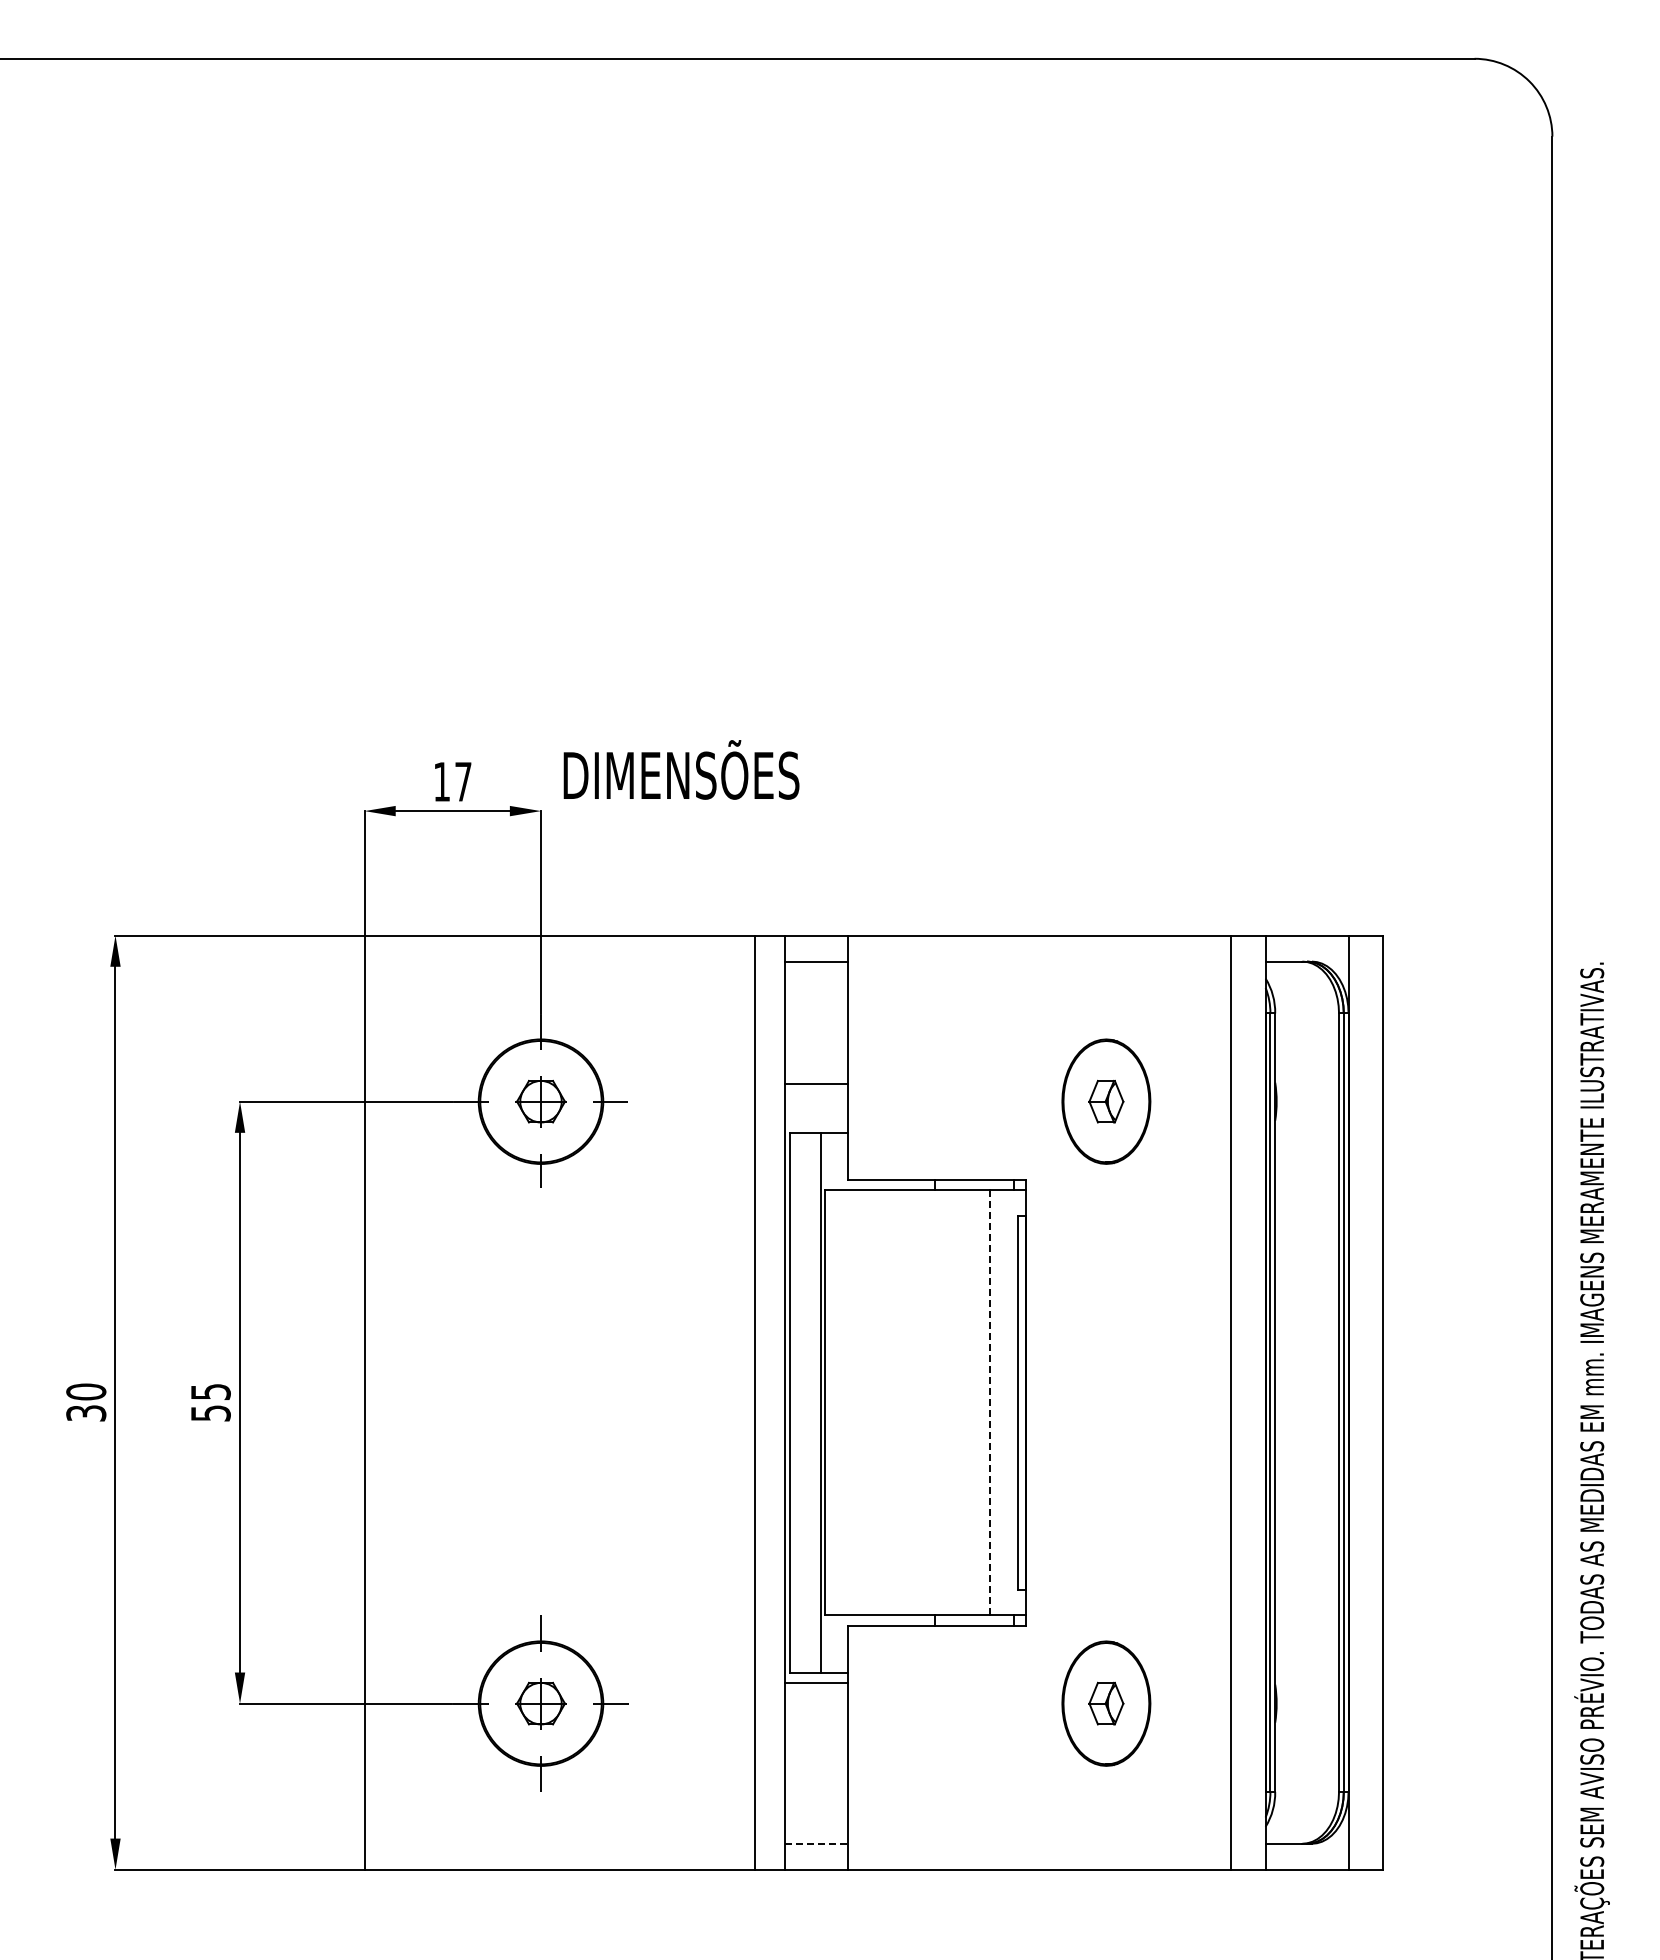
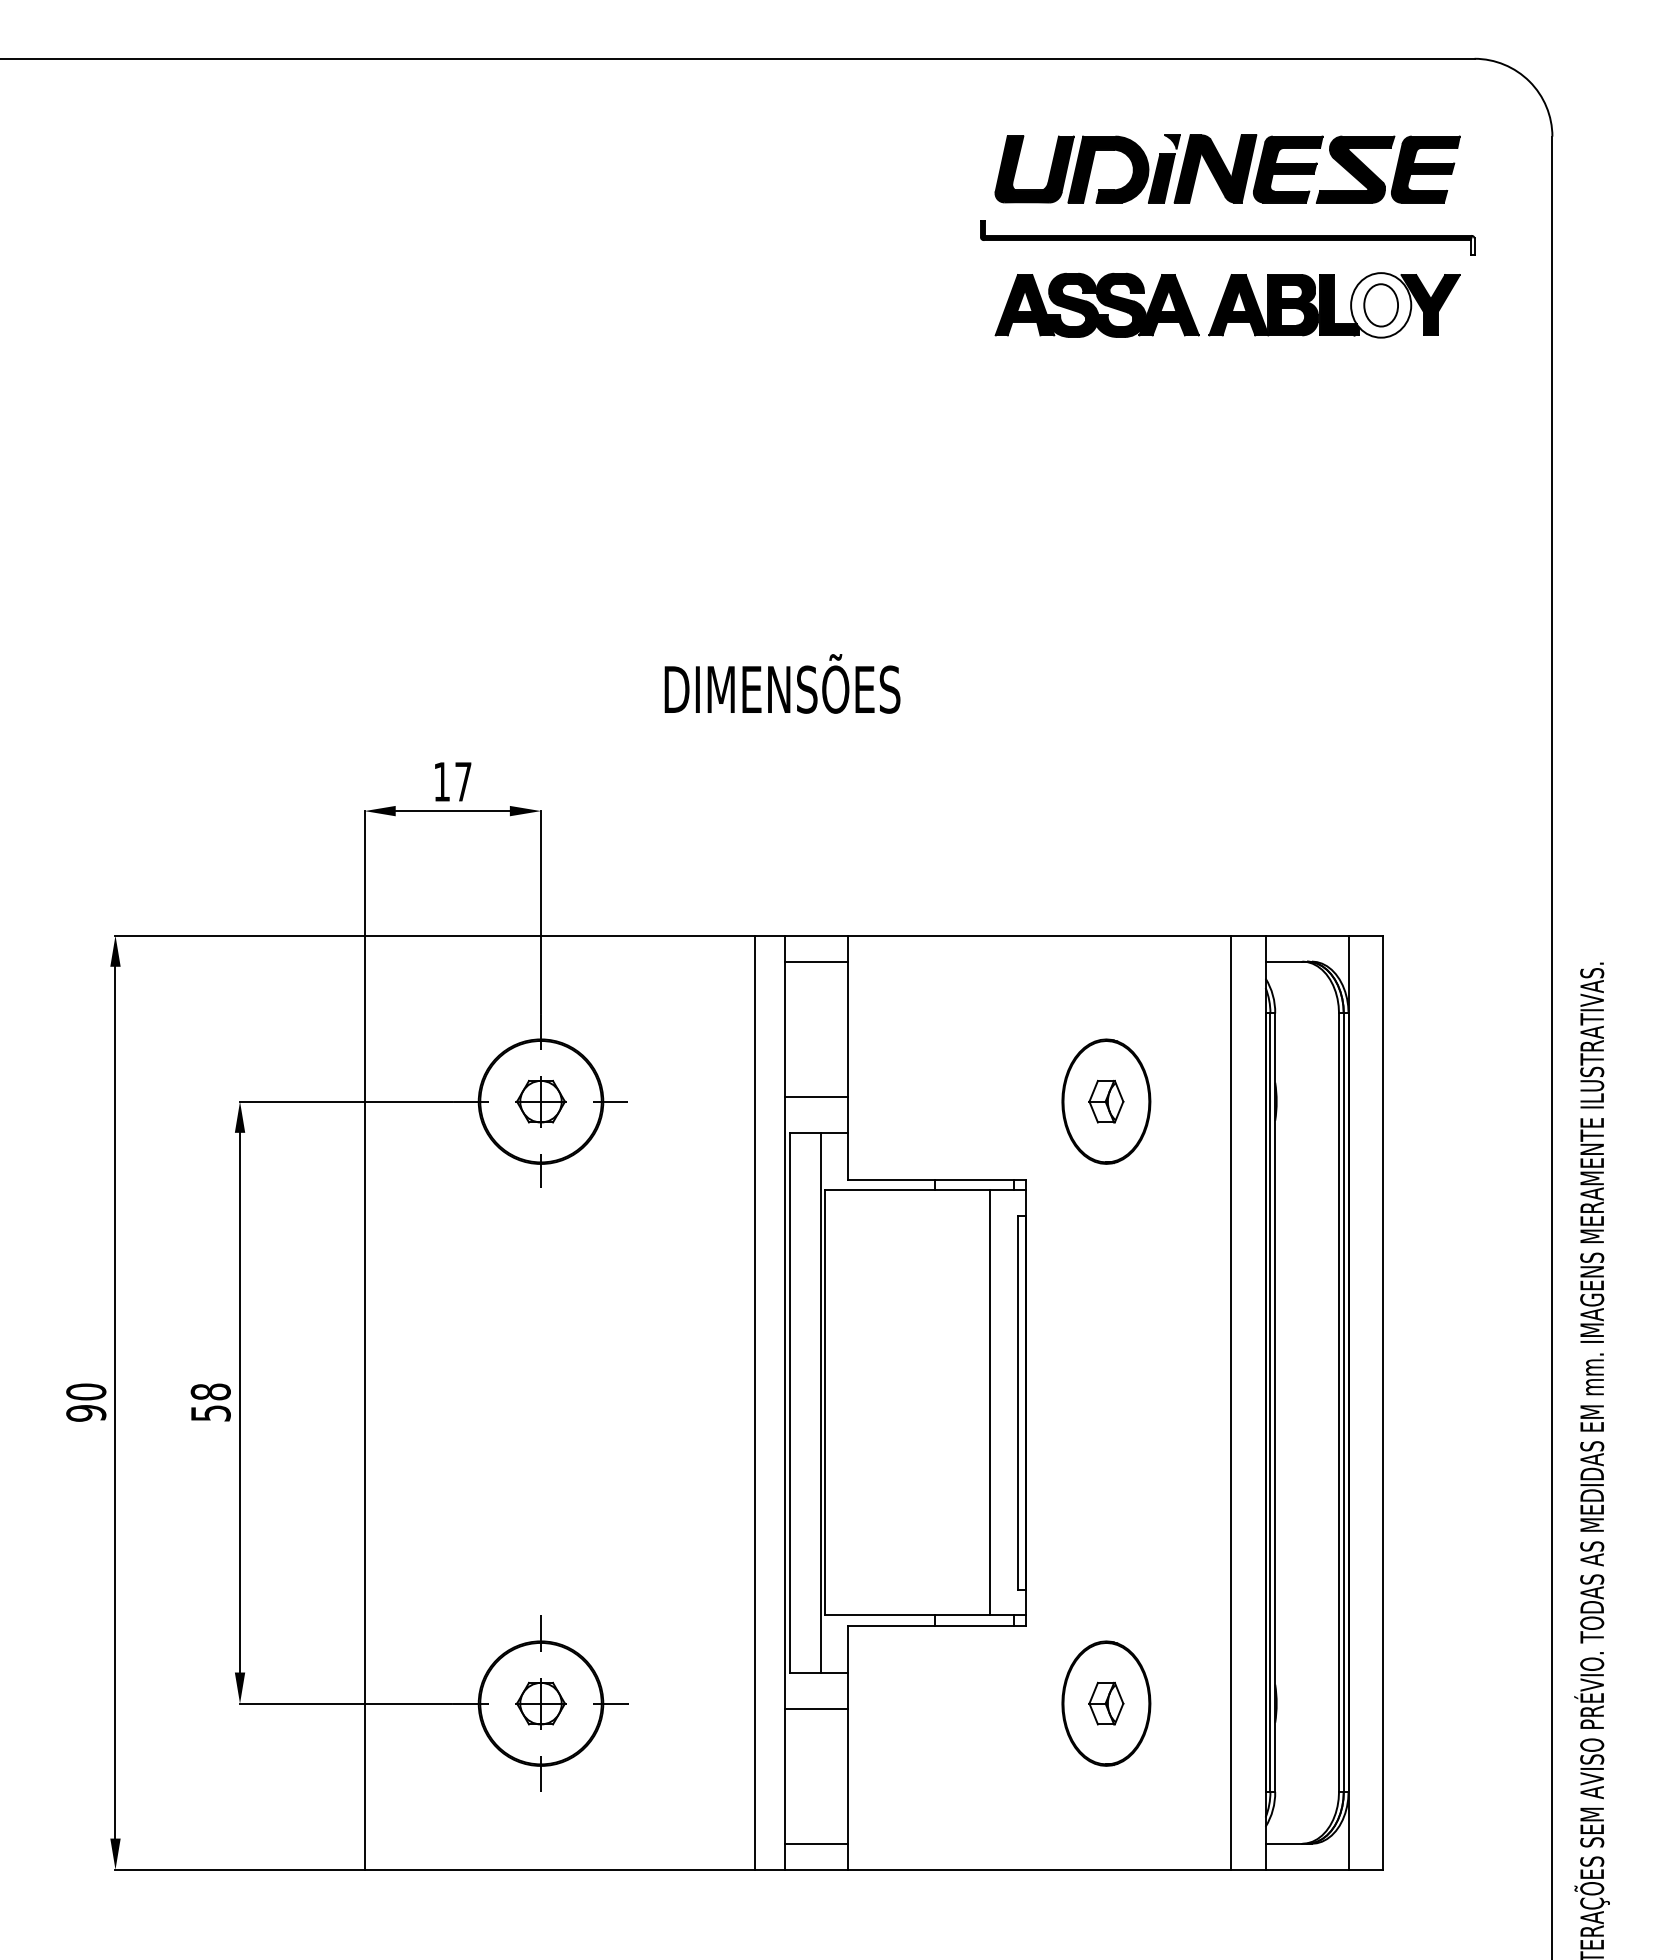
part: none -> present (1227, 236)
text position: (681, 769) -> (782, 683) (782, 683)
line position: (816, 1083) -> (816, 1096) (816, 1096)
text: 55 -> 58 (210, 1391)
line: dashed -> solid (990, 1402)
text: 30 -> 90 (86, 1413)
line position: (816, 1682) -> (816, 1708) (816, 1708)
line: dashed -> solid (816, 1843)
